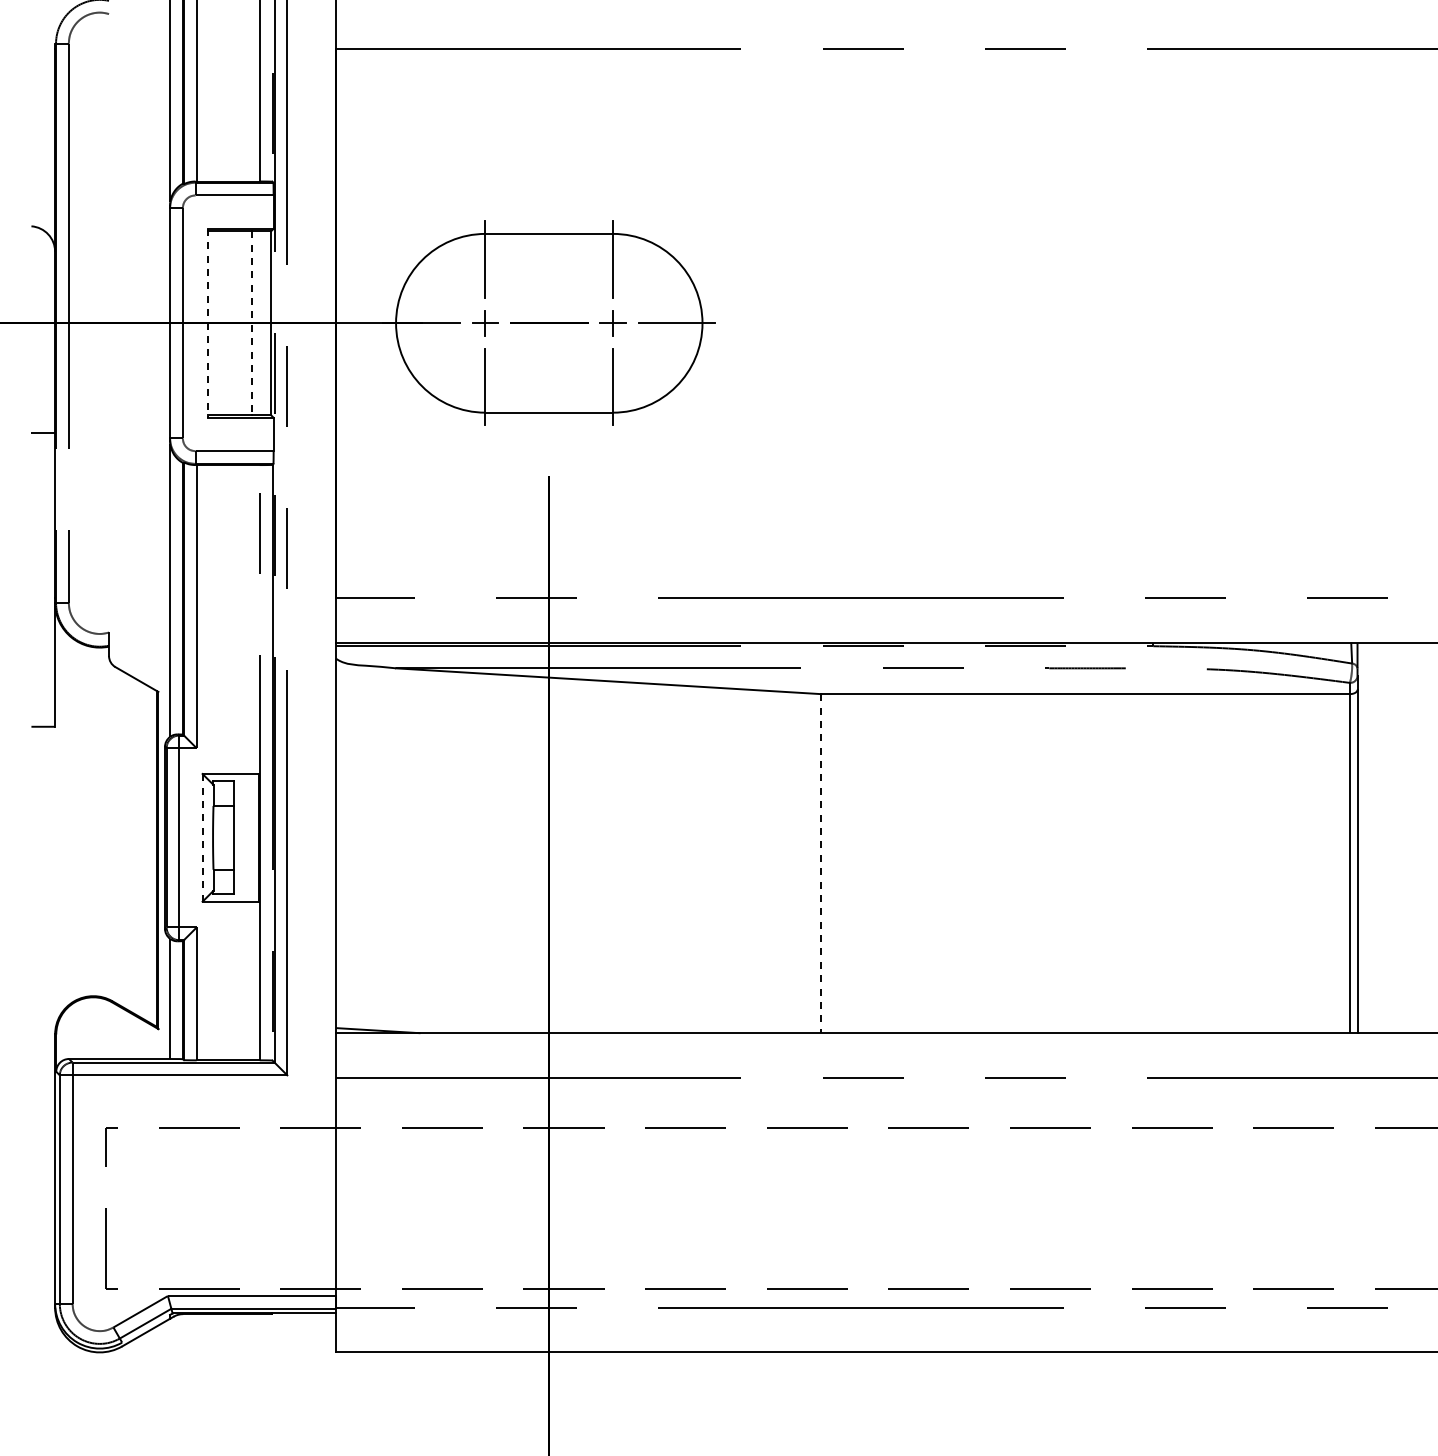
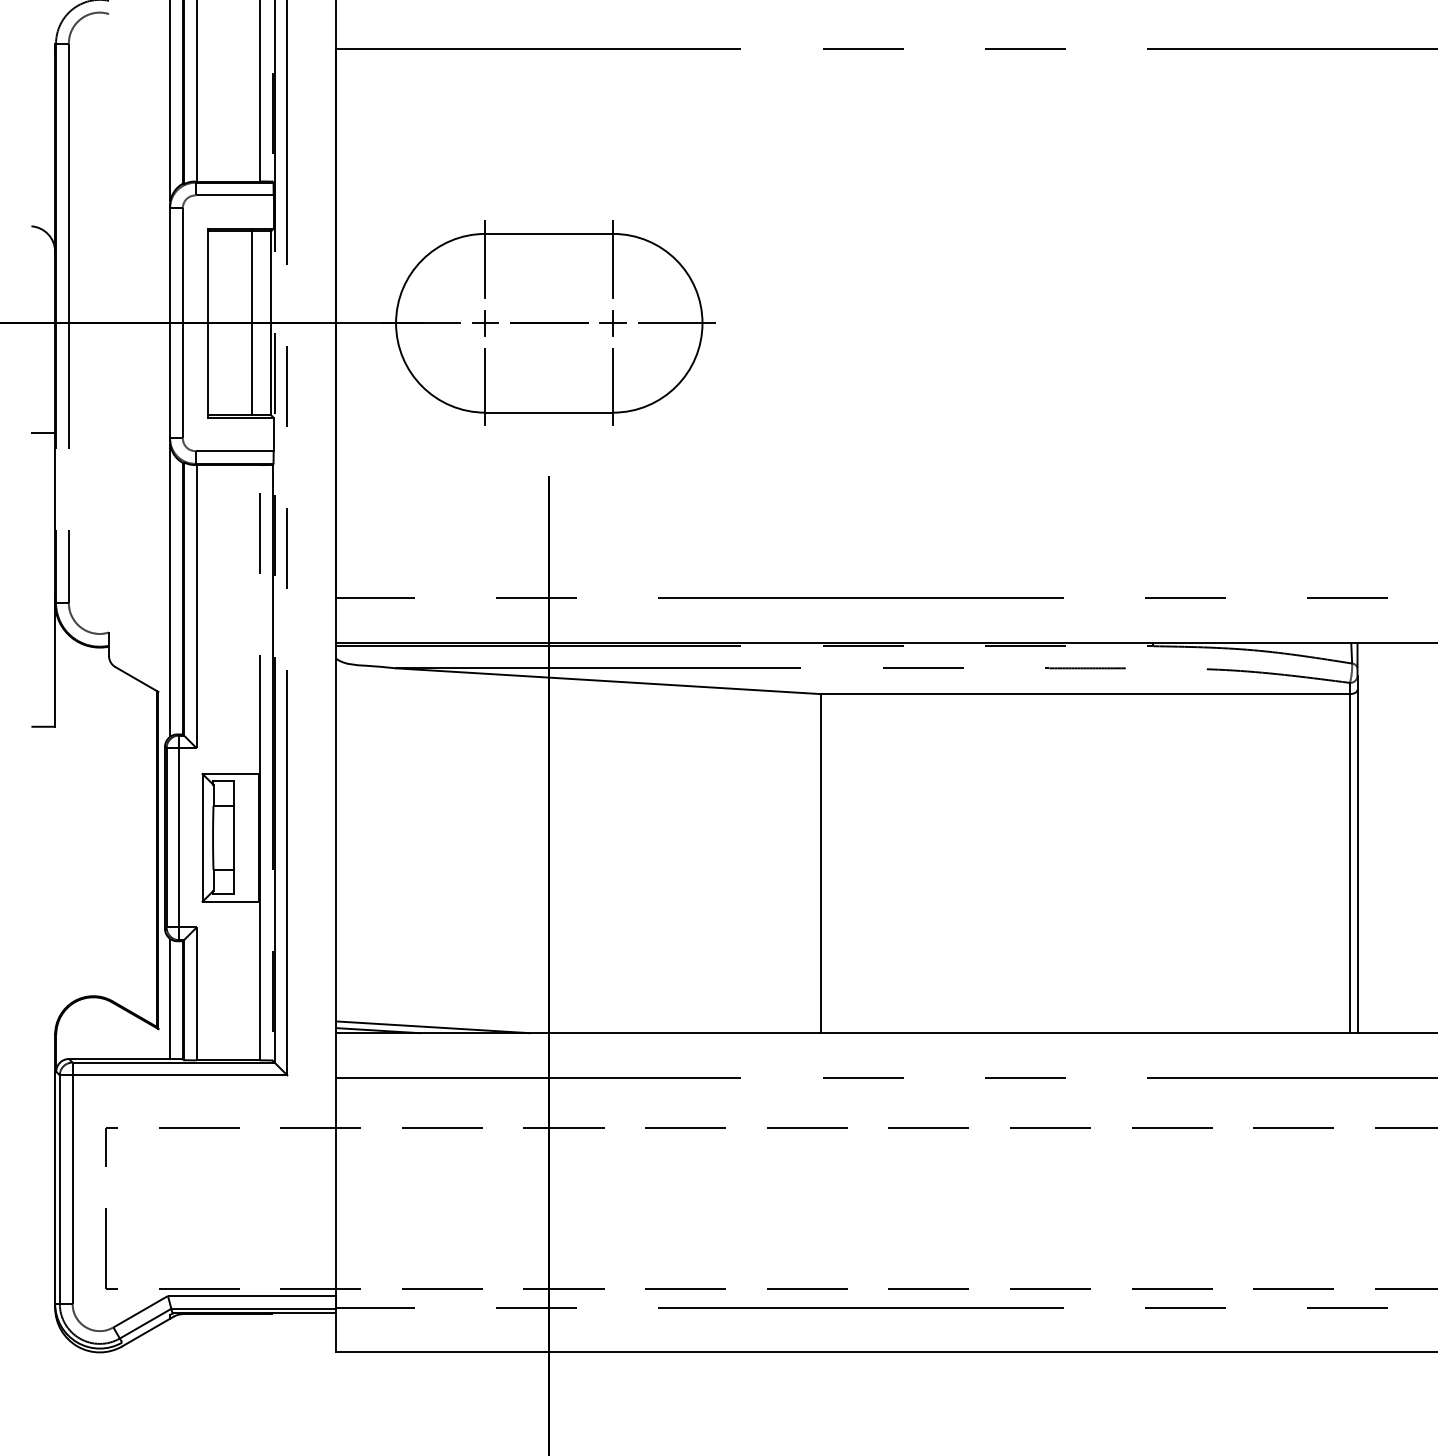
line: dashed -> solid (208, 323)
line: dashed -> solid (251, 323)
line: dashed -> solid (202, 837)
line: dashed -> solid (821, 863)
line: none -> present (433, 1027)
